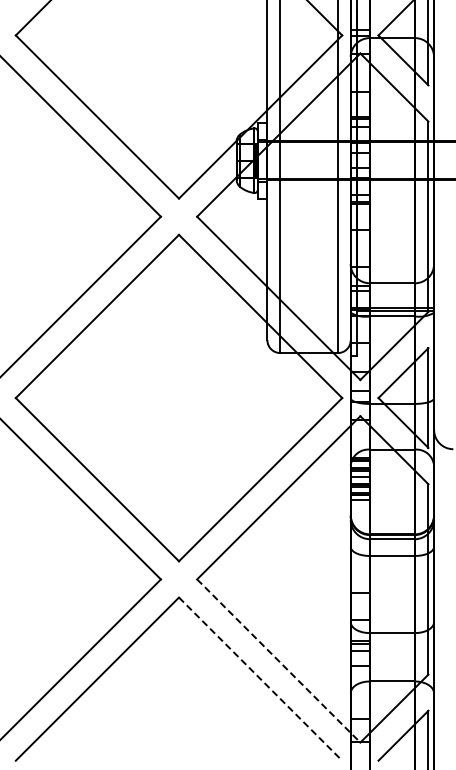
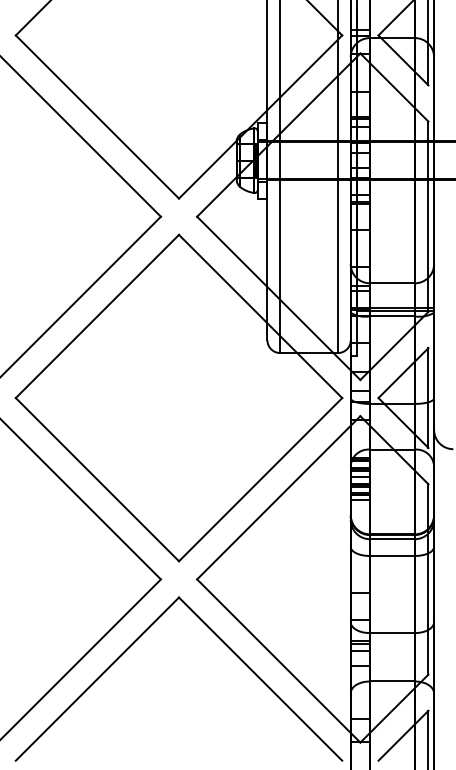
line: dashed -> solid (279, 661)
line: dashed -> solid (260, 679)
